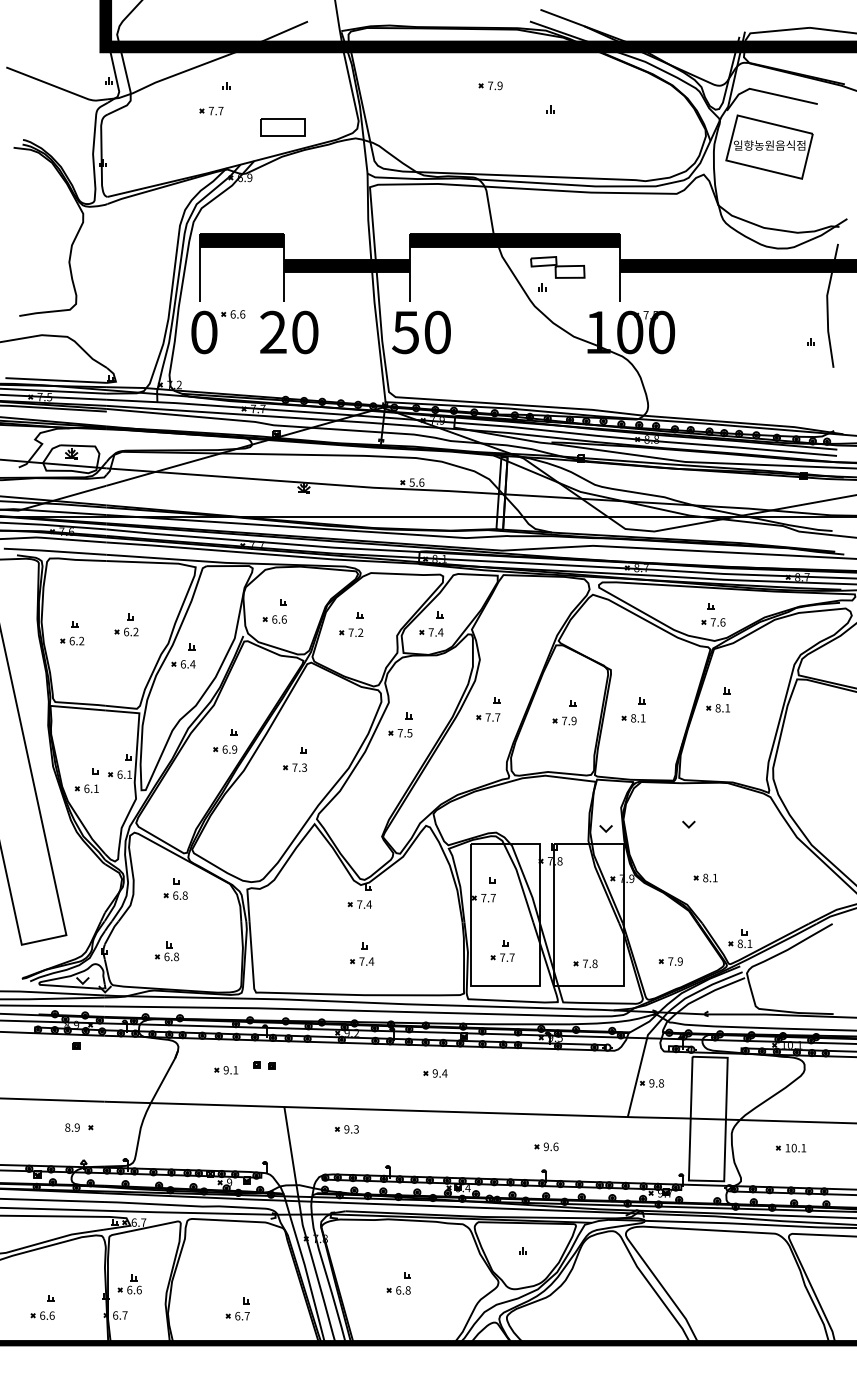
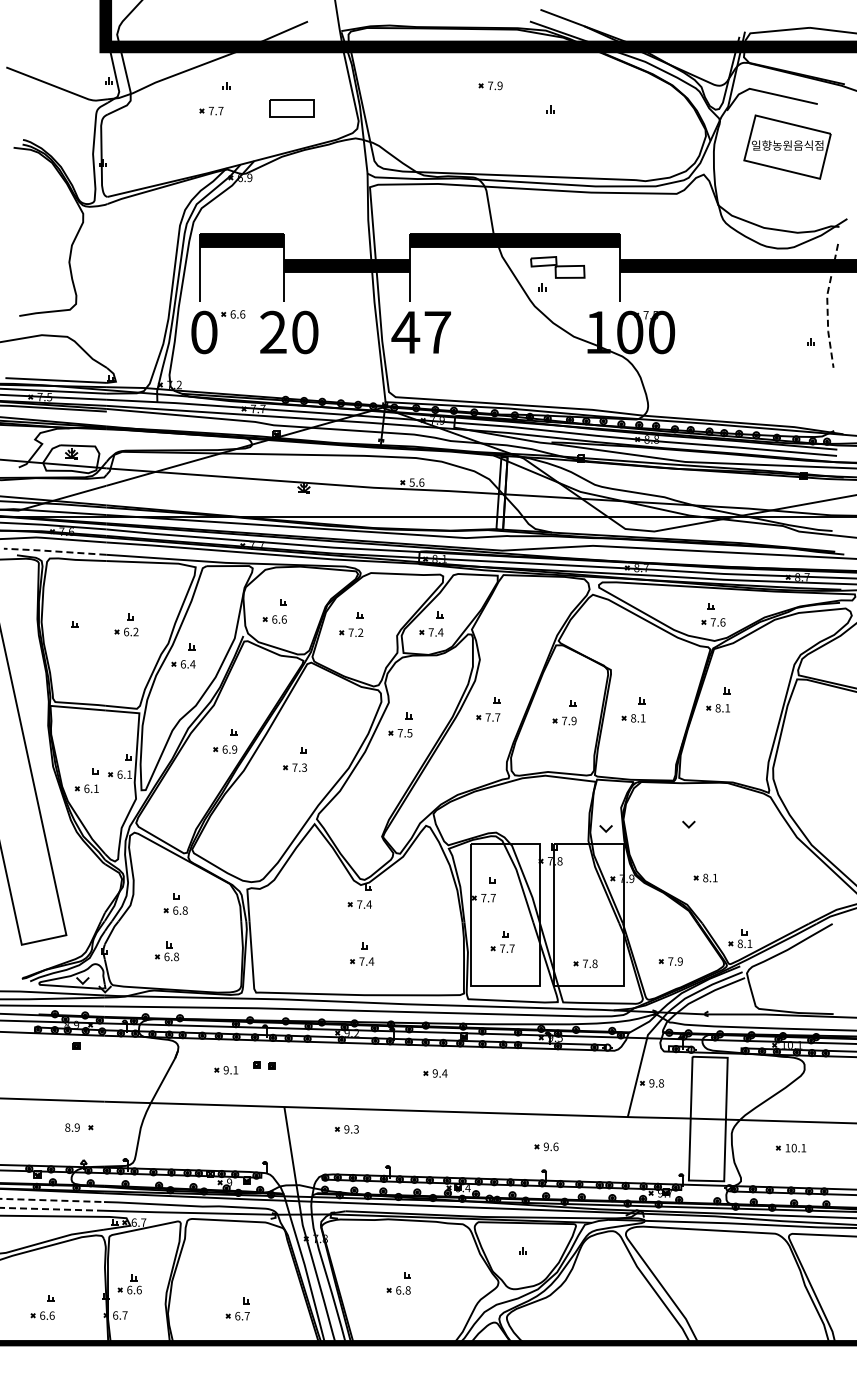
part position: (282, 127) -> (291, 108) (291, 108)
part position: (769, 146) -> (787, 146) (787, 146)
line: solid -> dashed (827, 305)
text: 50 -> 47 (421, 332)
line: solid -> dashed (54, 551)
part: present -> none (72, 640)
part position: (175, 888) -> (175, 903) (175, 903)
part position: (502, 950) -> (502, 941) (502, 941)
line: solid -> dashed (52, 1200)
line: solid -> dashed (52, 1209)
